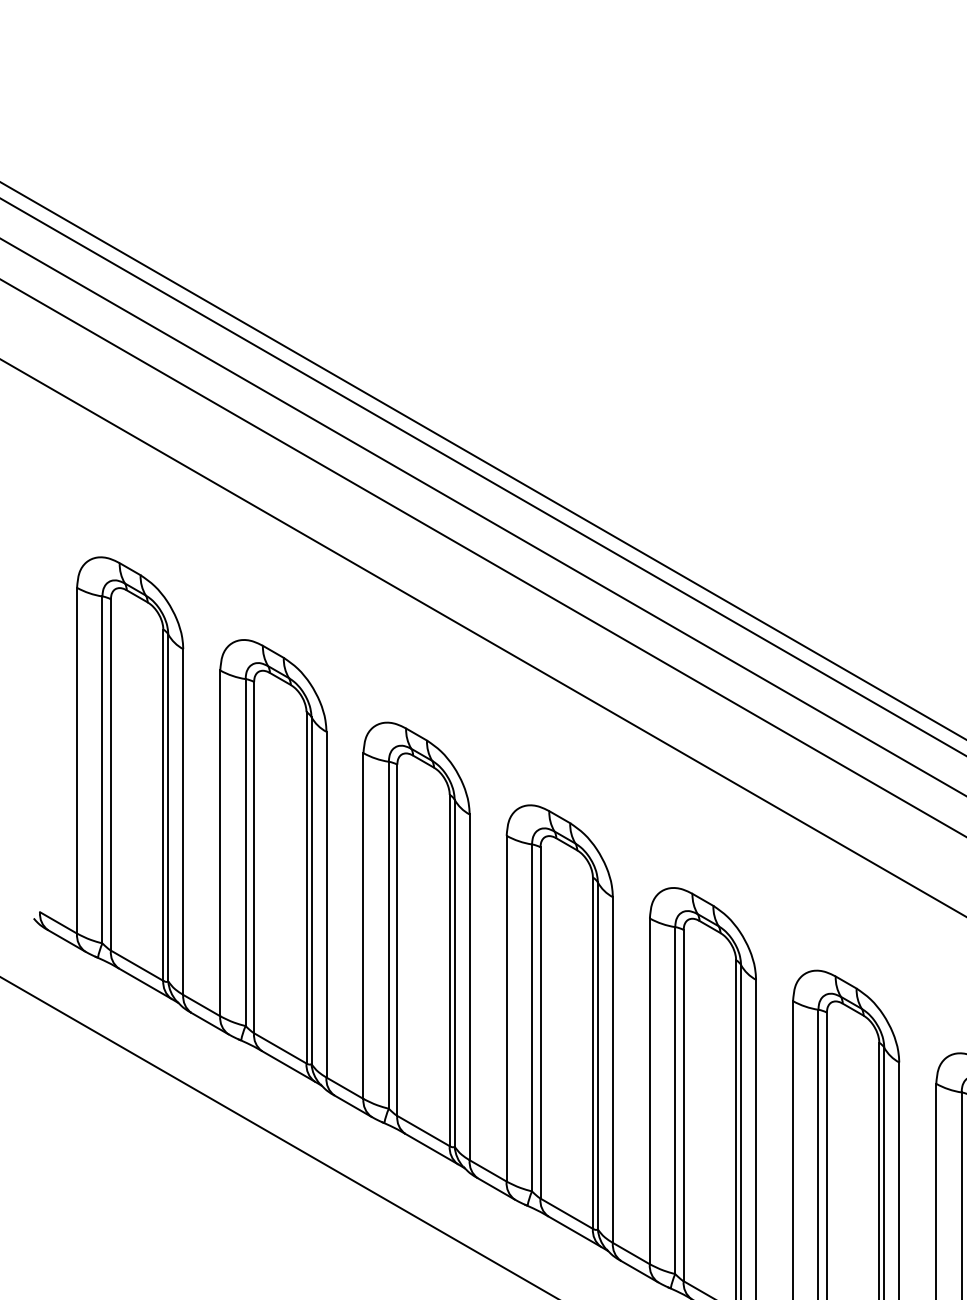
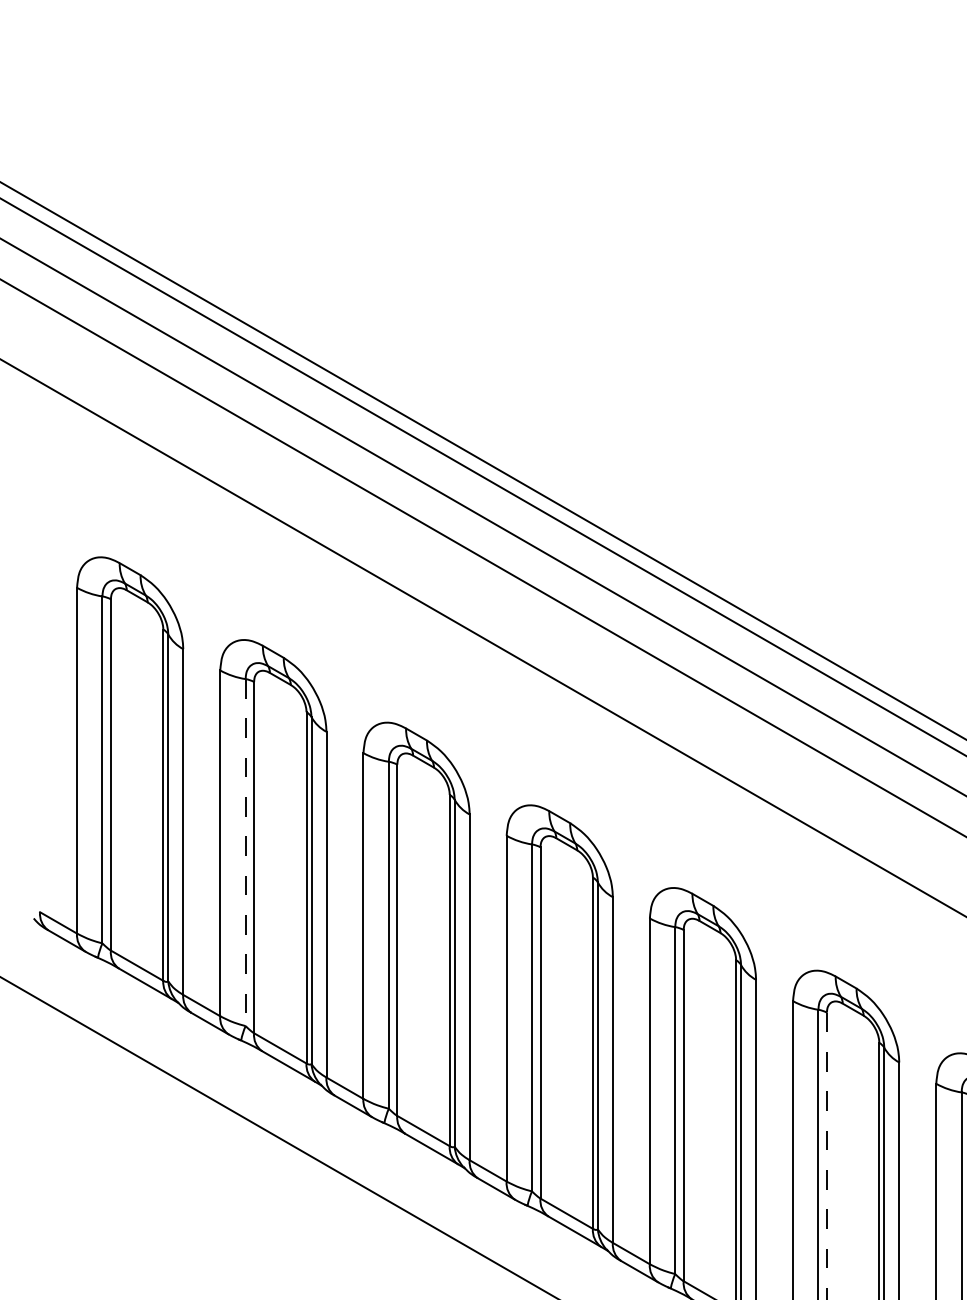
line: solid -> dashed (245, 853)
line: solid -> dashed (826, 1156)
